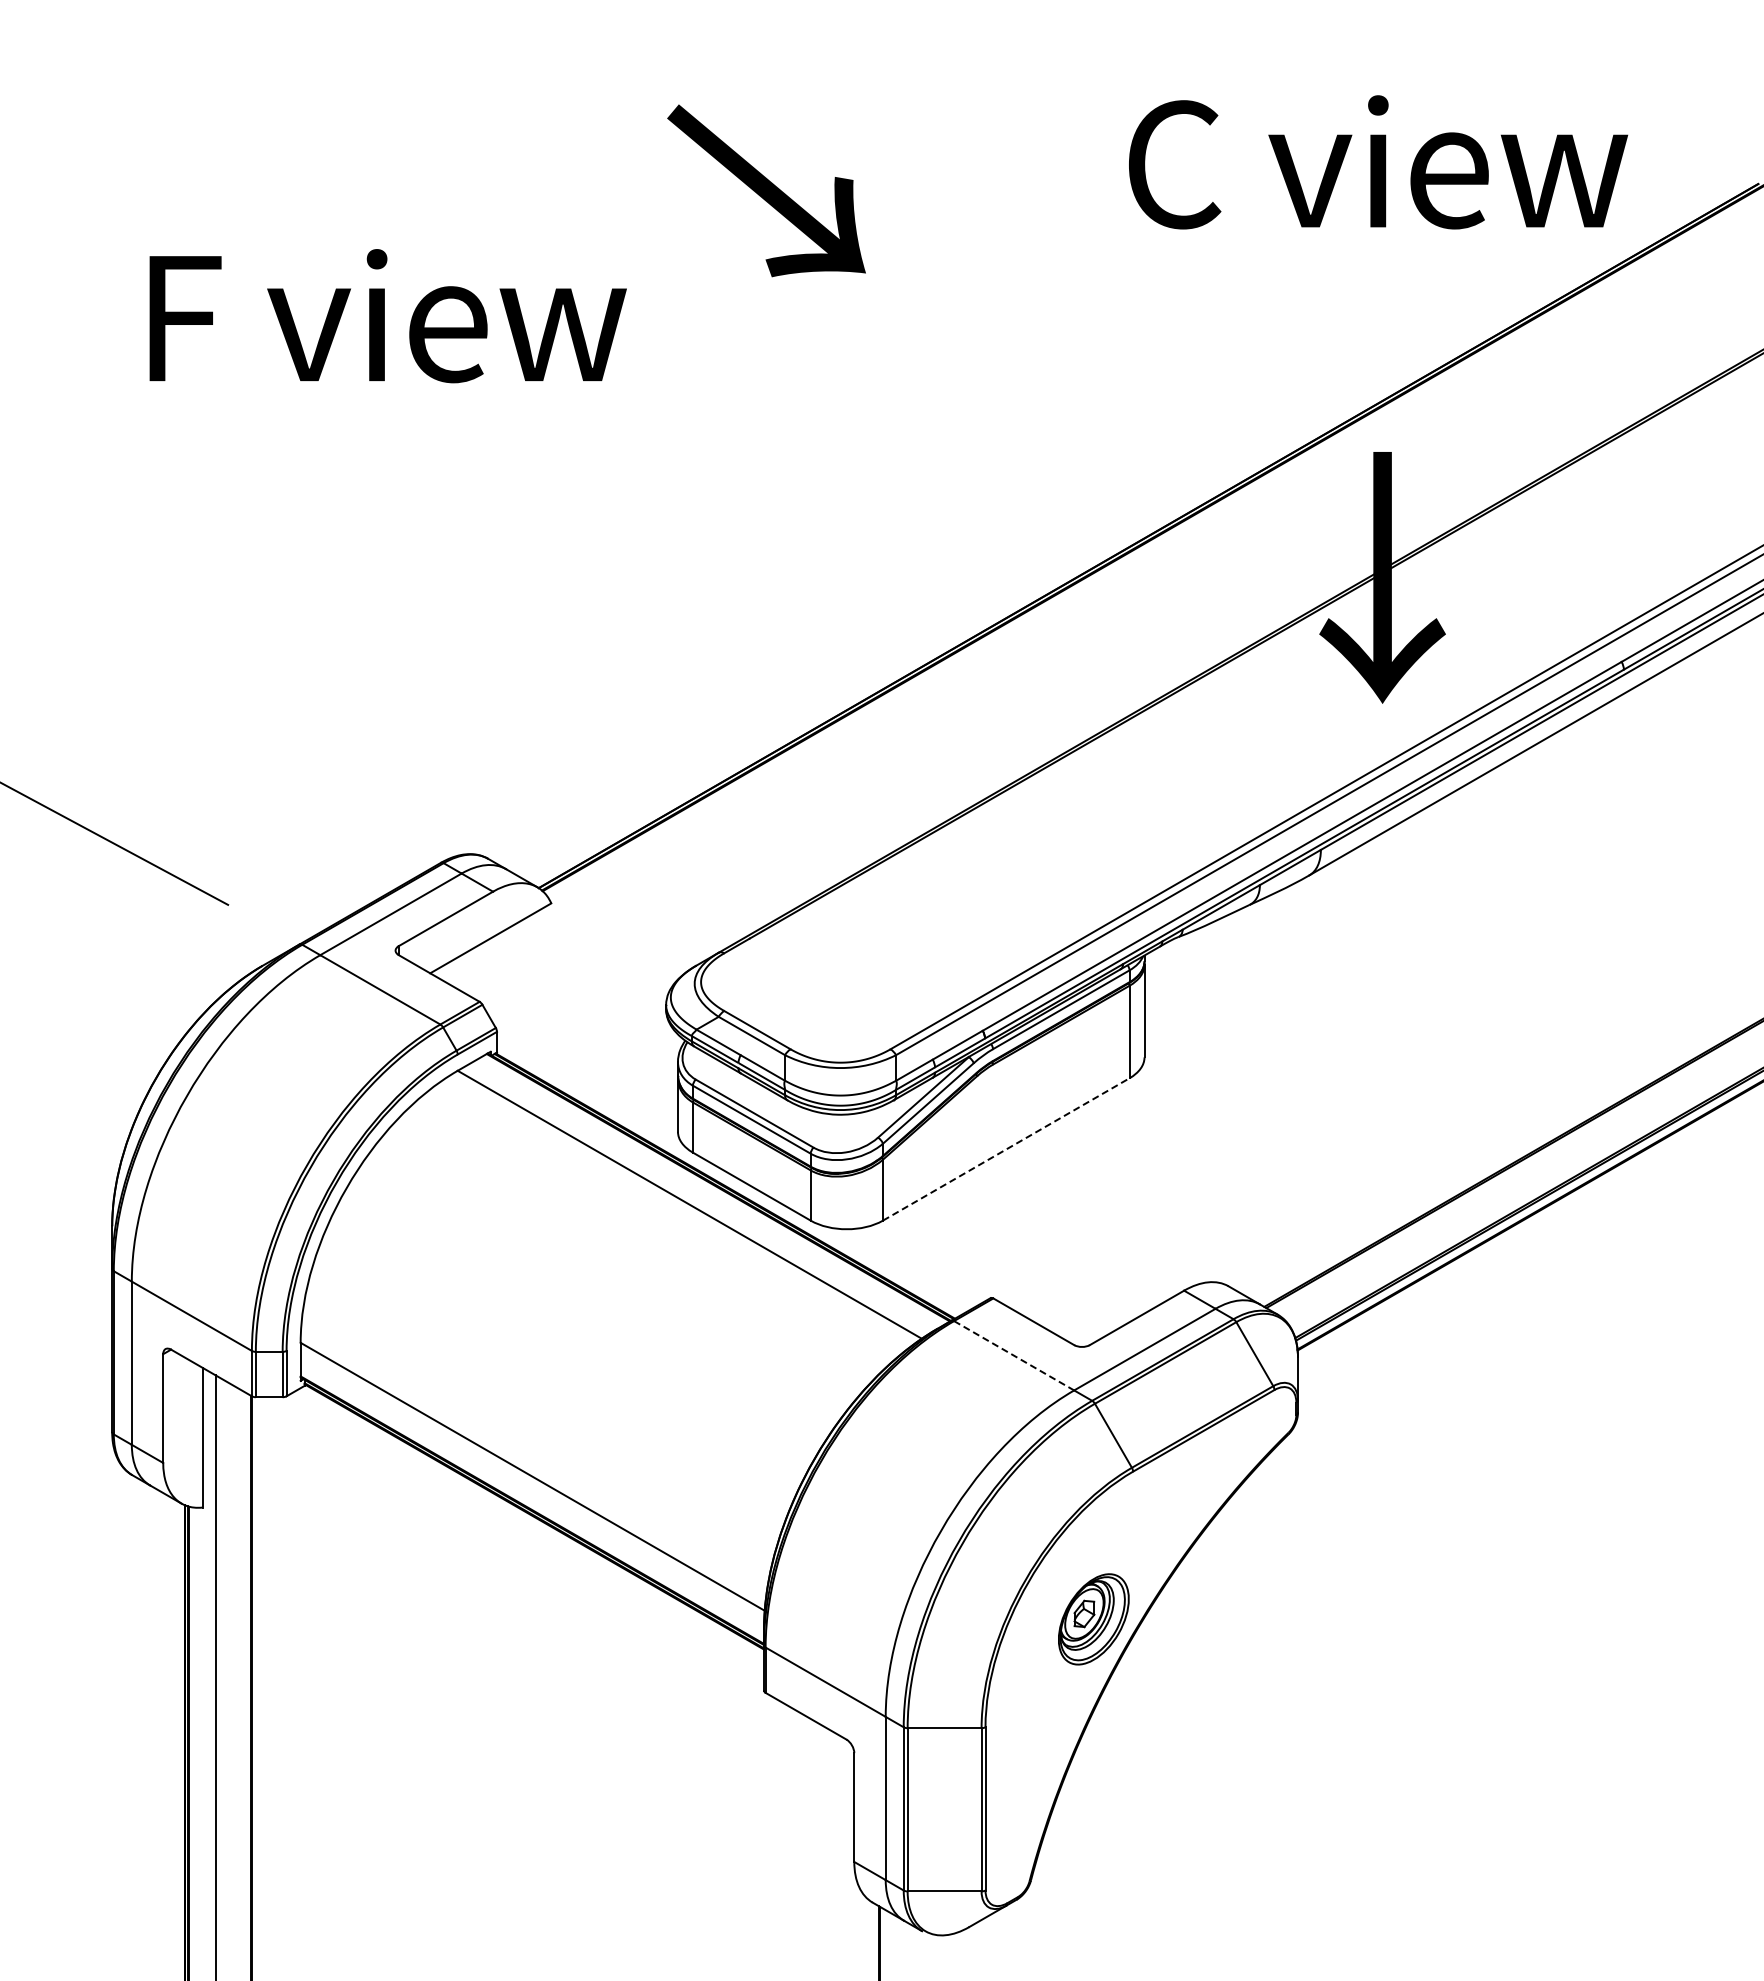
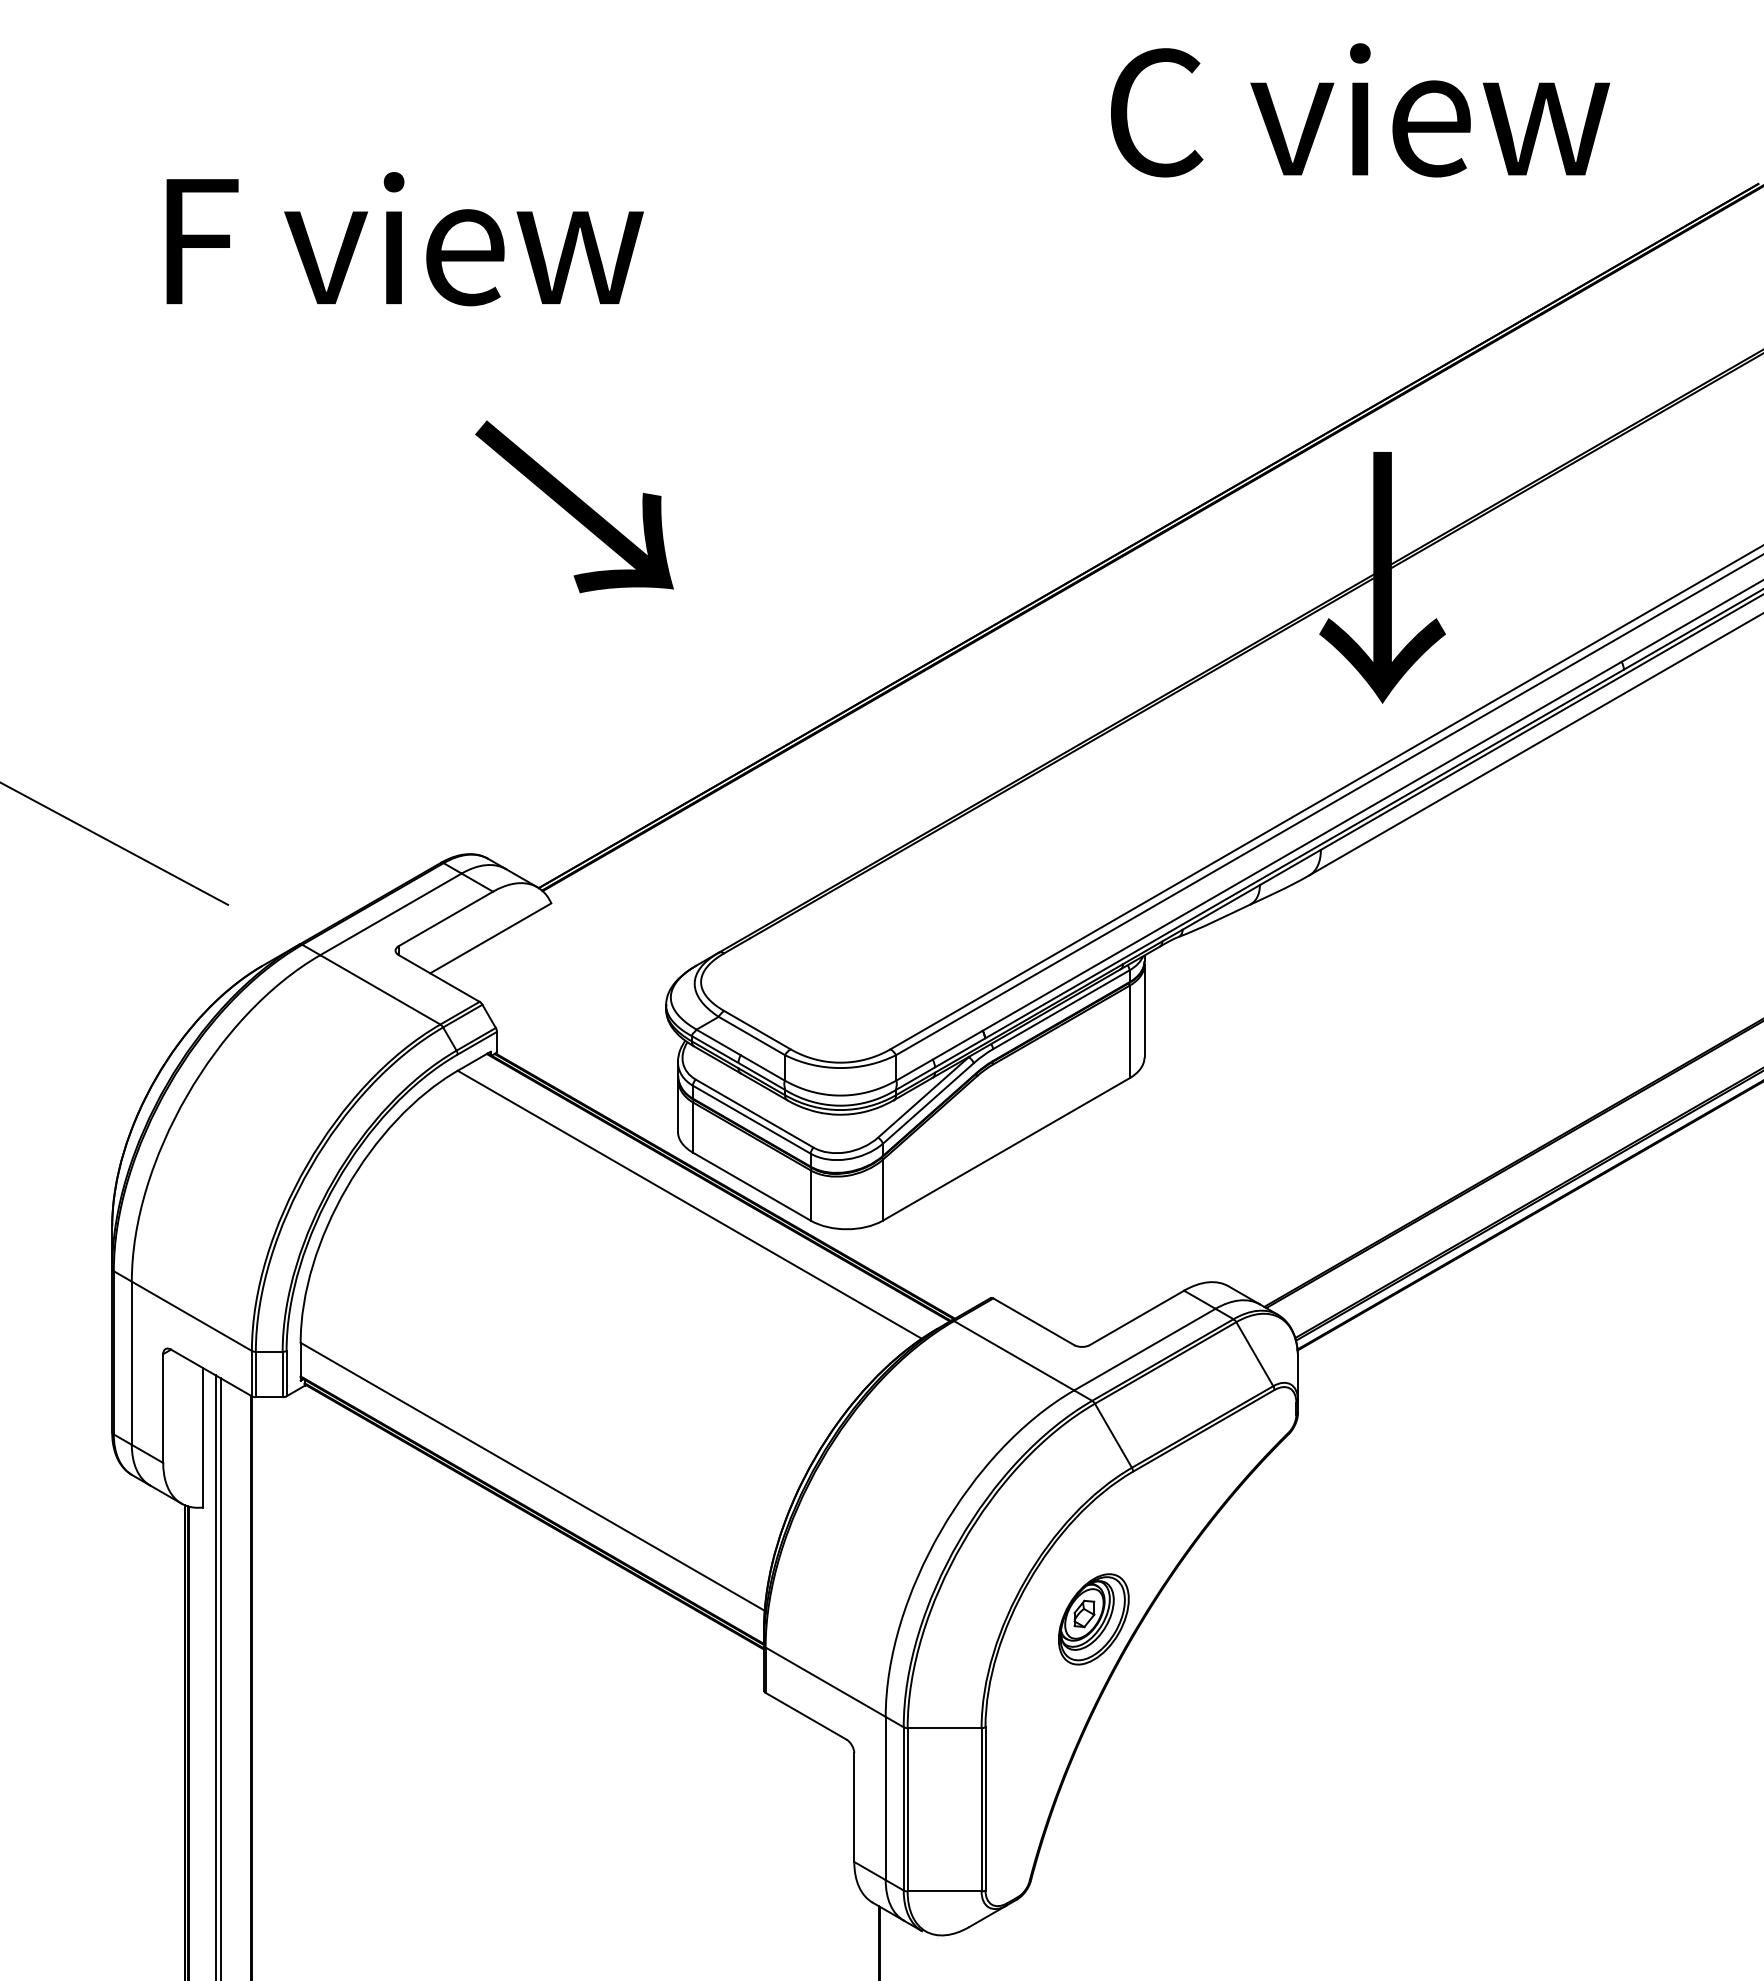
text position: (1378, 162) -> (1360, 110) (1360, 110)
text position: (766, 190) -> (574, 506) (574, 506)
text position: (387, 316) -> (404, 239) (404, 239)
line: dashed -> solid (1006, 1149)
line: dashed -> solid (1014, 1356)
line: none -> present (220, 1677)
